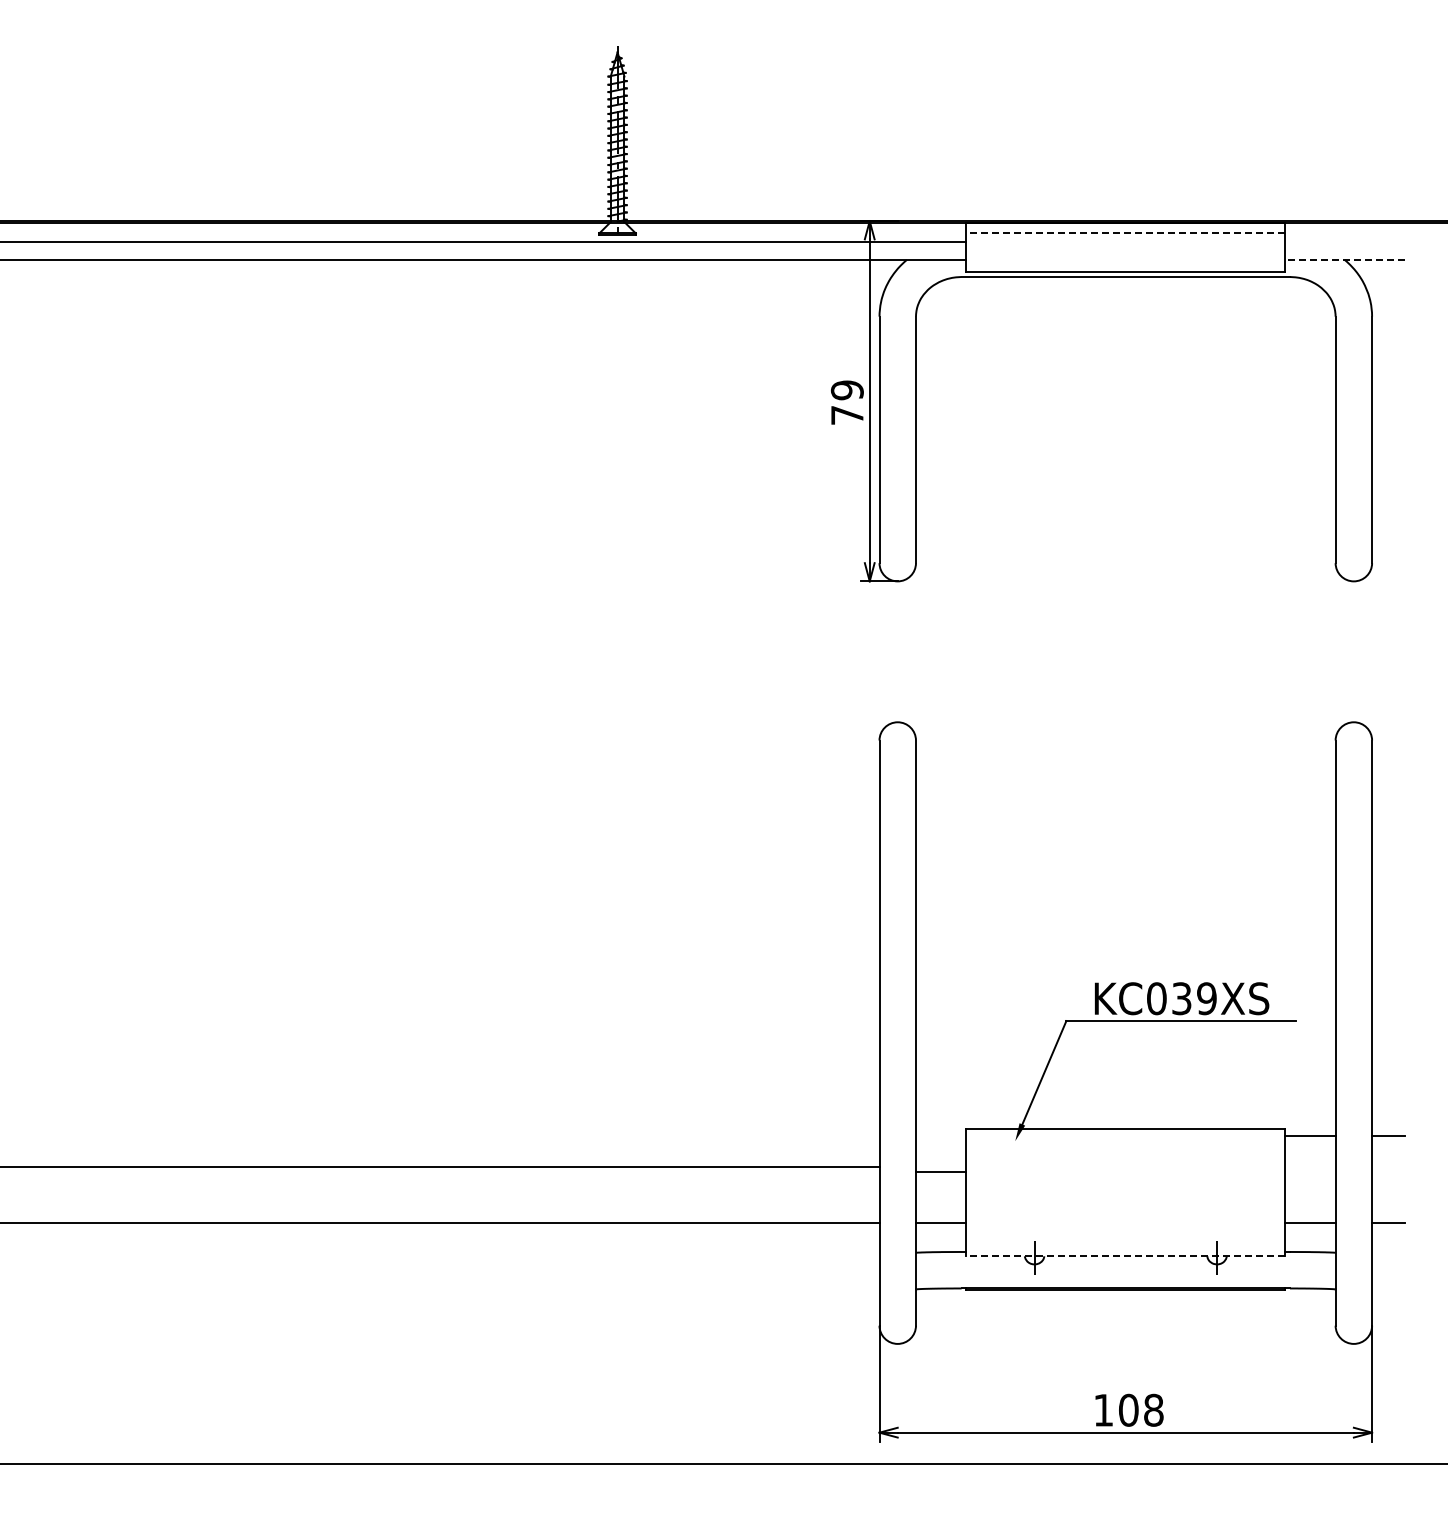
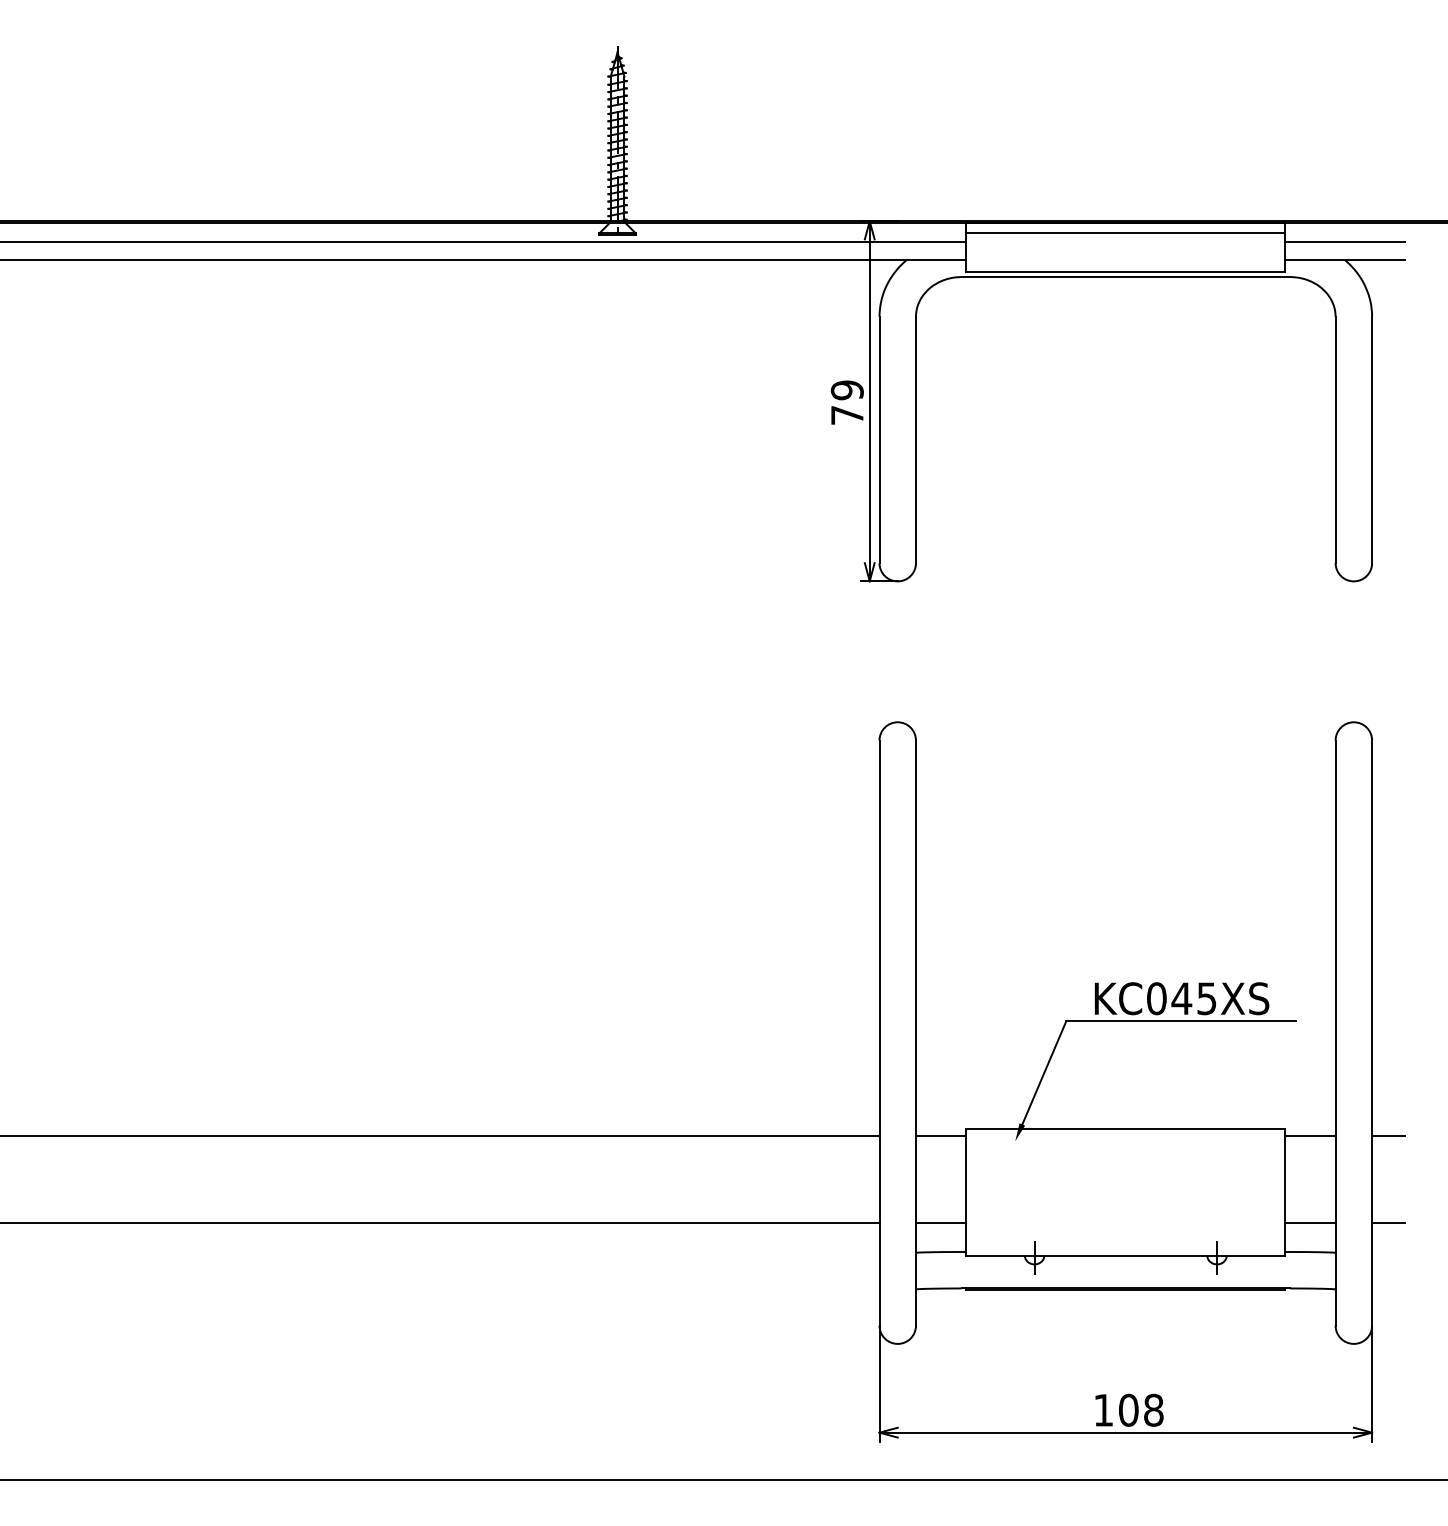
line: dashed -> solid (1125, 232)
line: none -> present (1344, 241)
line: dashed -> solid (1344, 259)
text: KC039XS -> KC045XS (1193, 998)
line position: (440, 1167) -> (440, 1136) (440, 1136)
line position: (940, 1172) -> (940, 1136) (940, 1136)
line: dashed -> solid (1125, 1256)
line position: (723, 1464) -> (723, 1480) (723, 1480)
